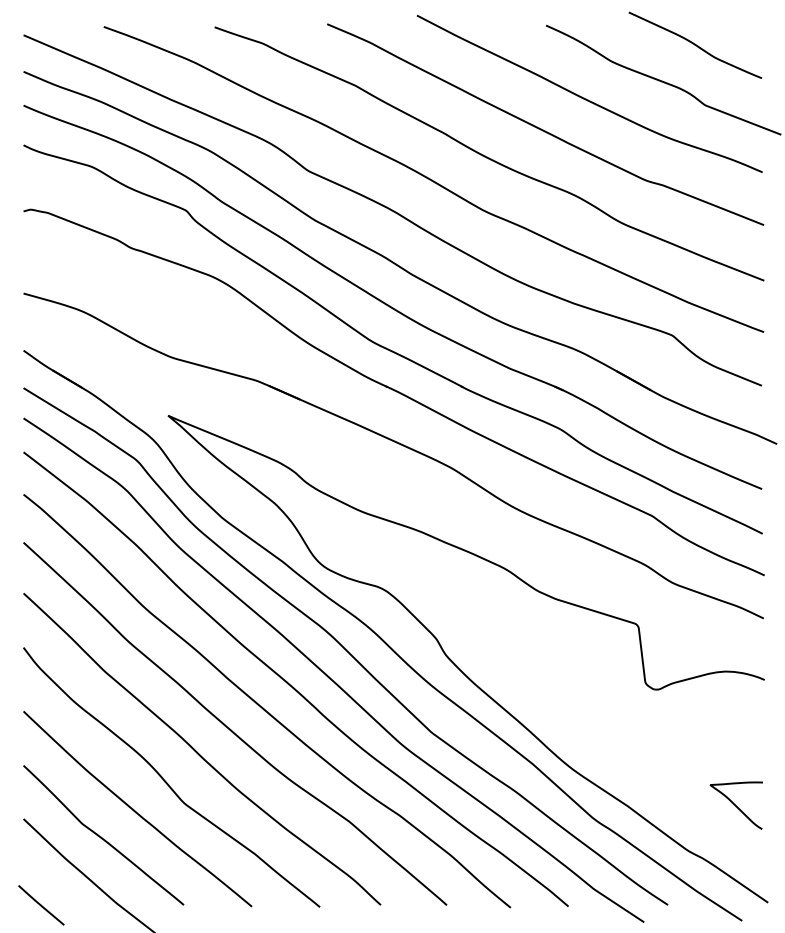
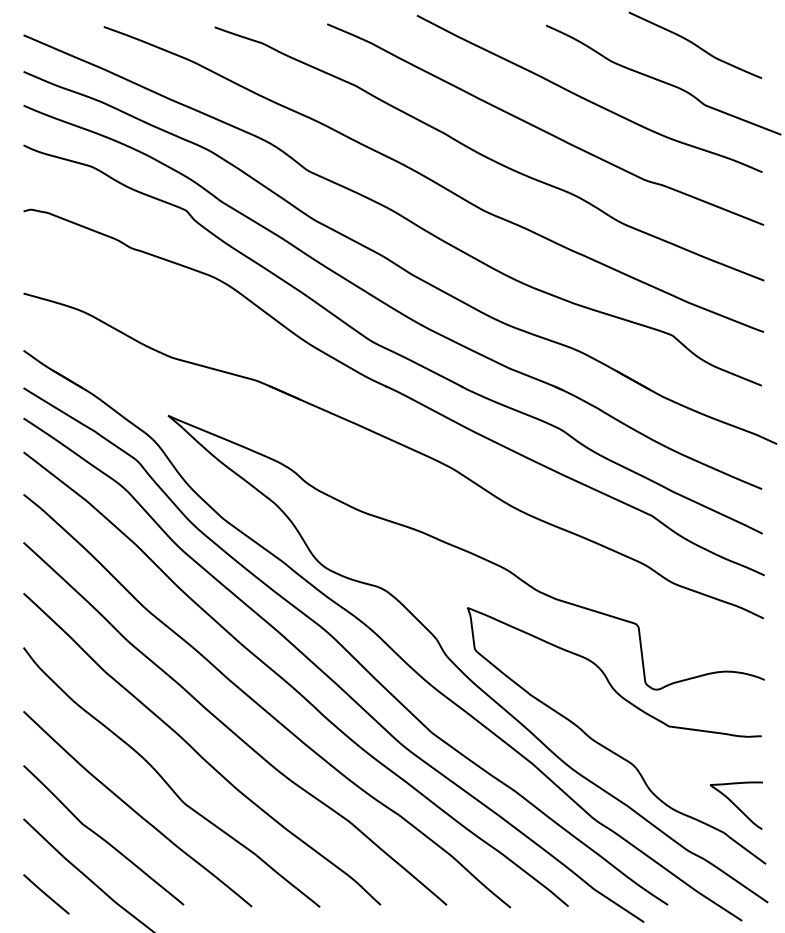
curve: none -> present (607, 747)
line position: (41, 905) -> (46, 894) (46, 894)
